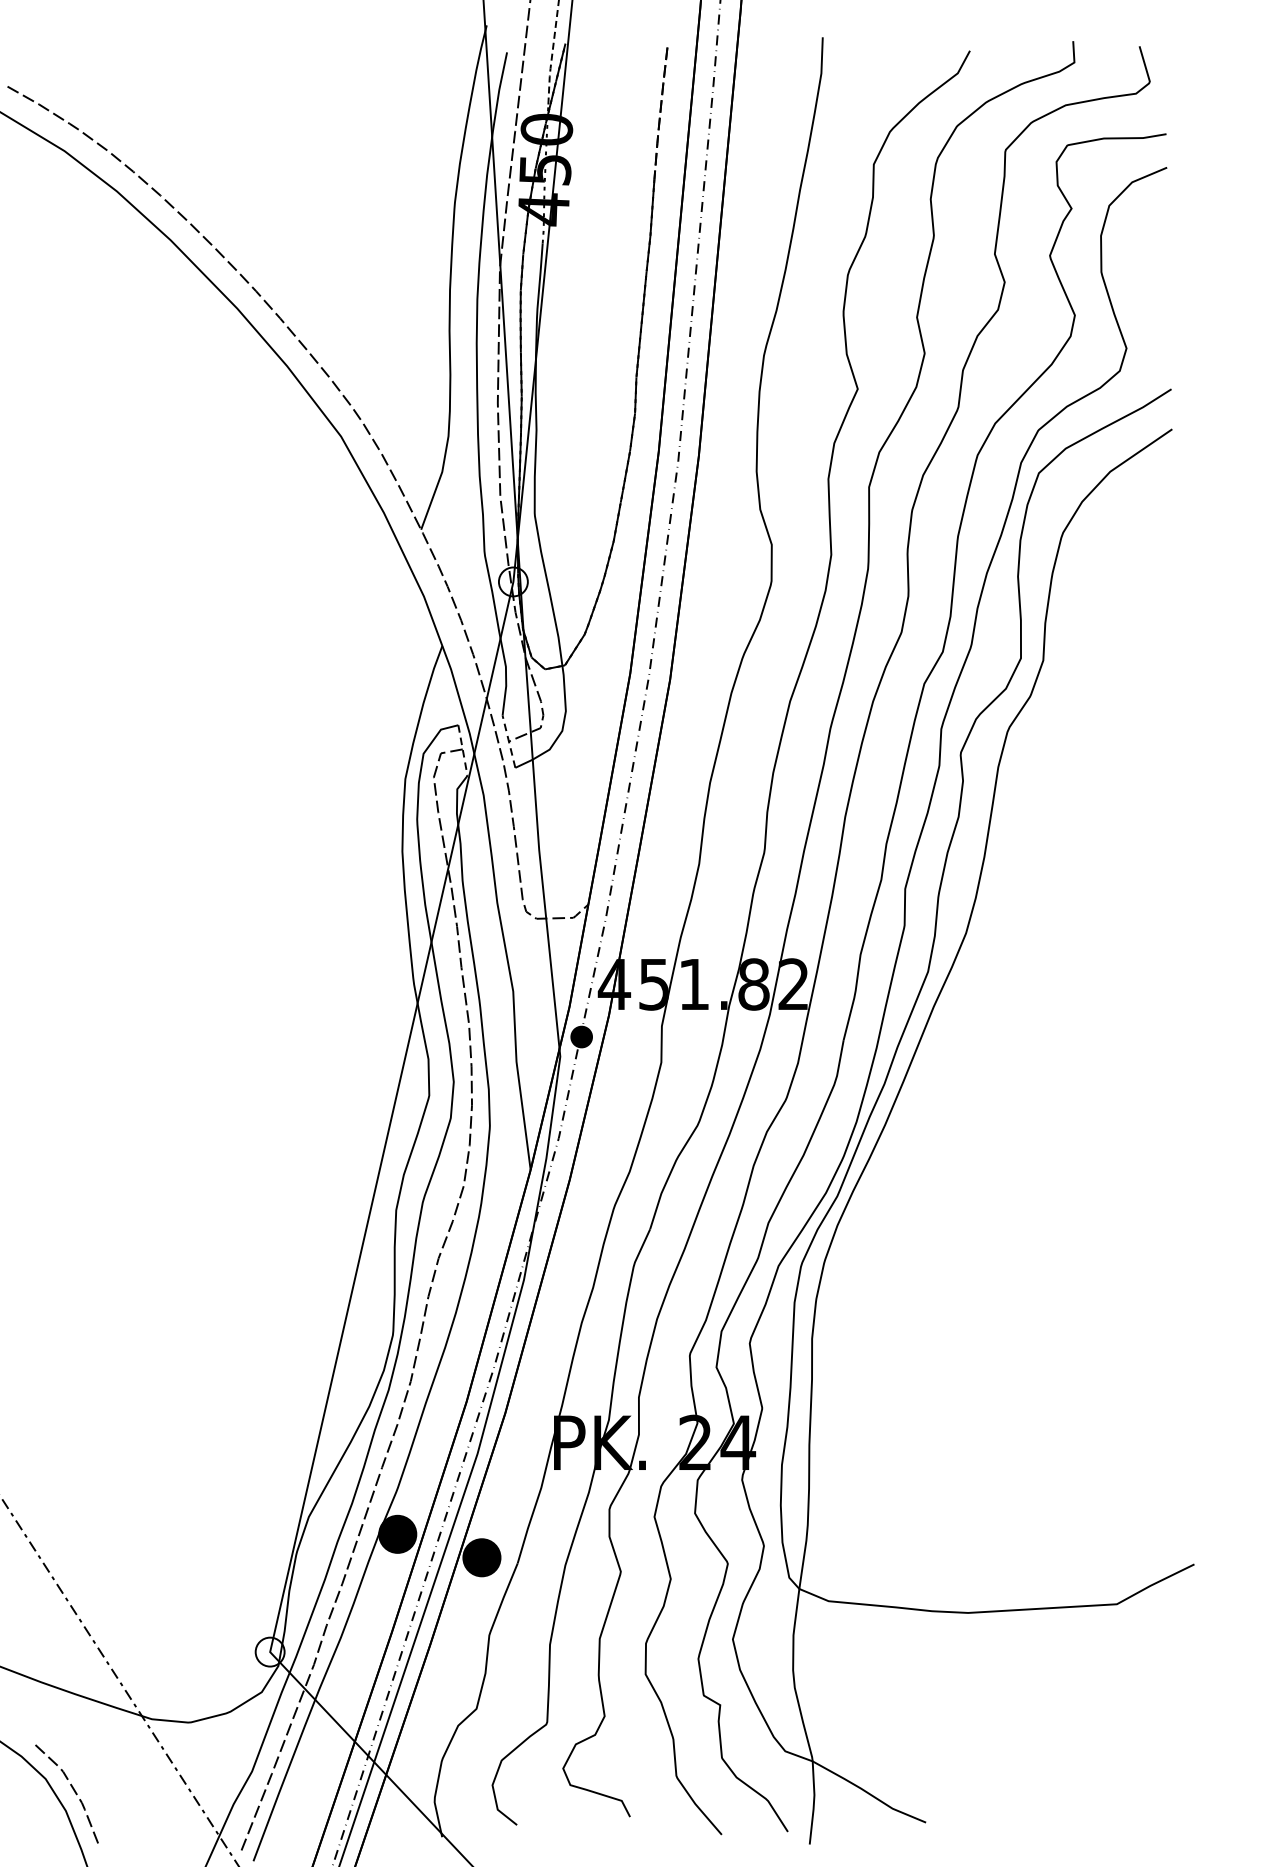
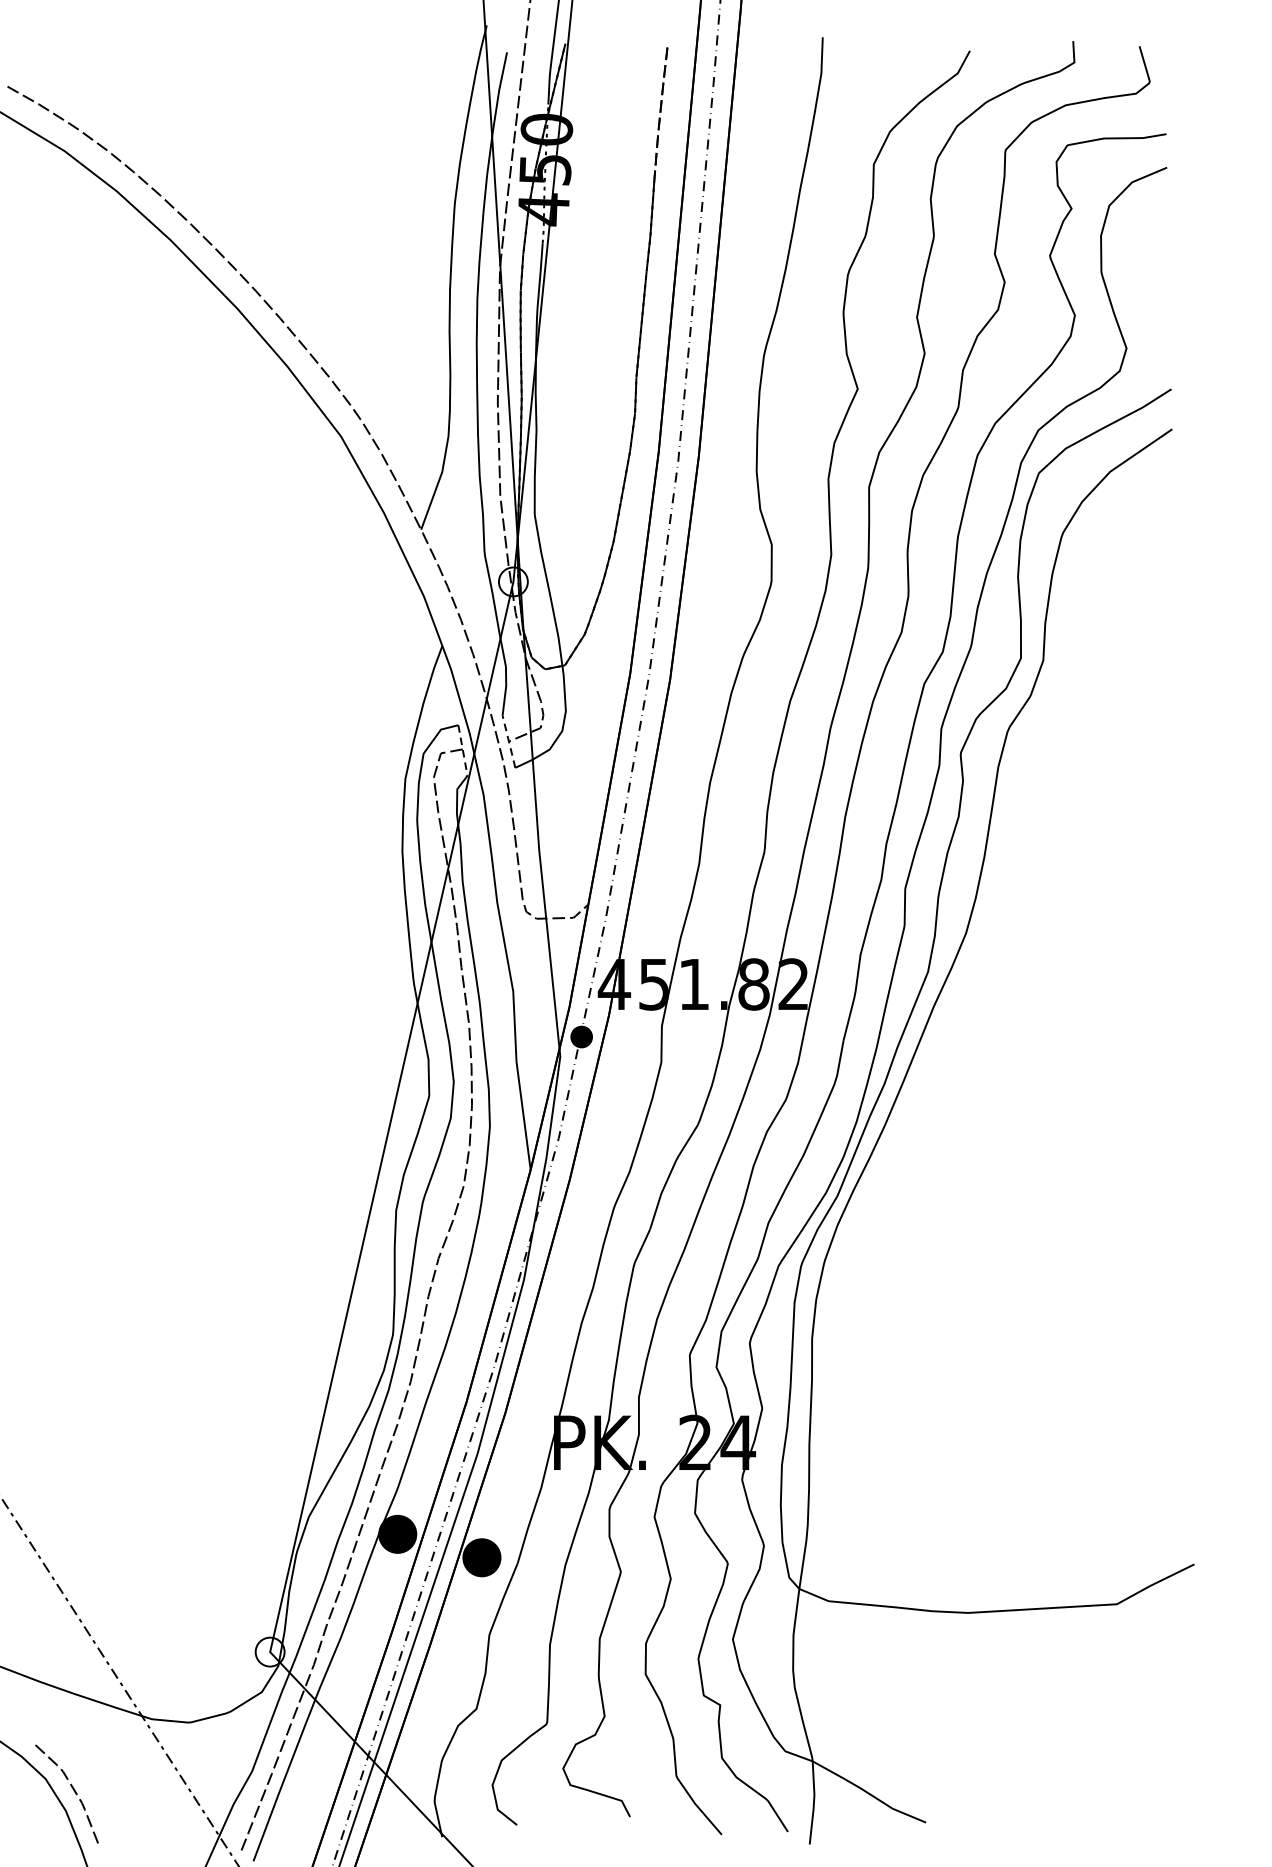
line: dashed -> solid (552, 53)
